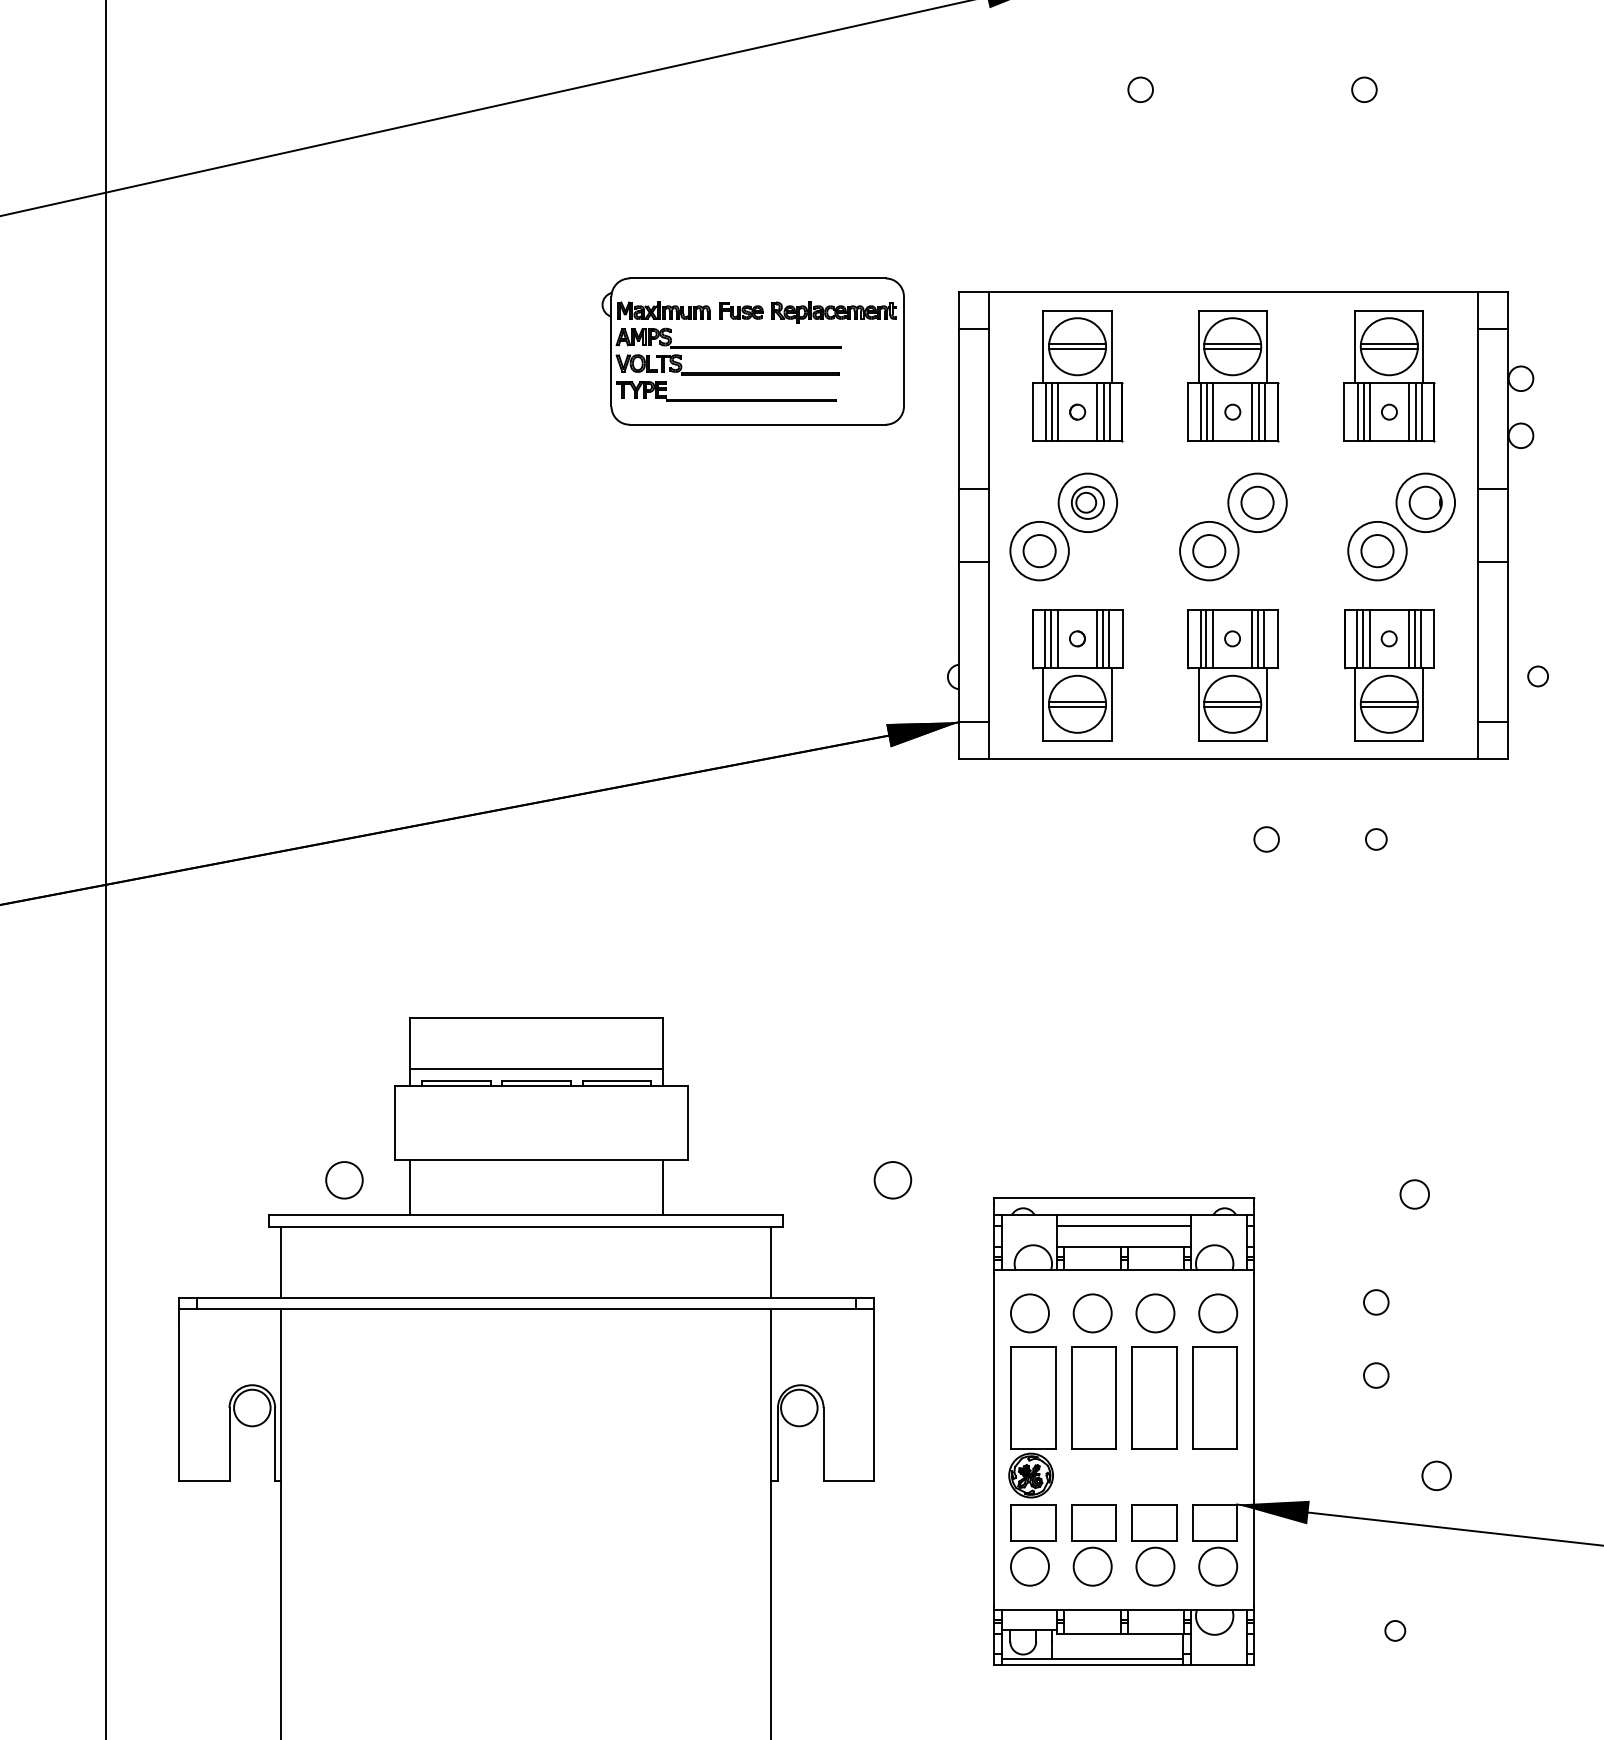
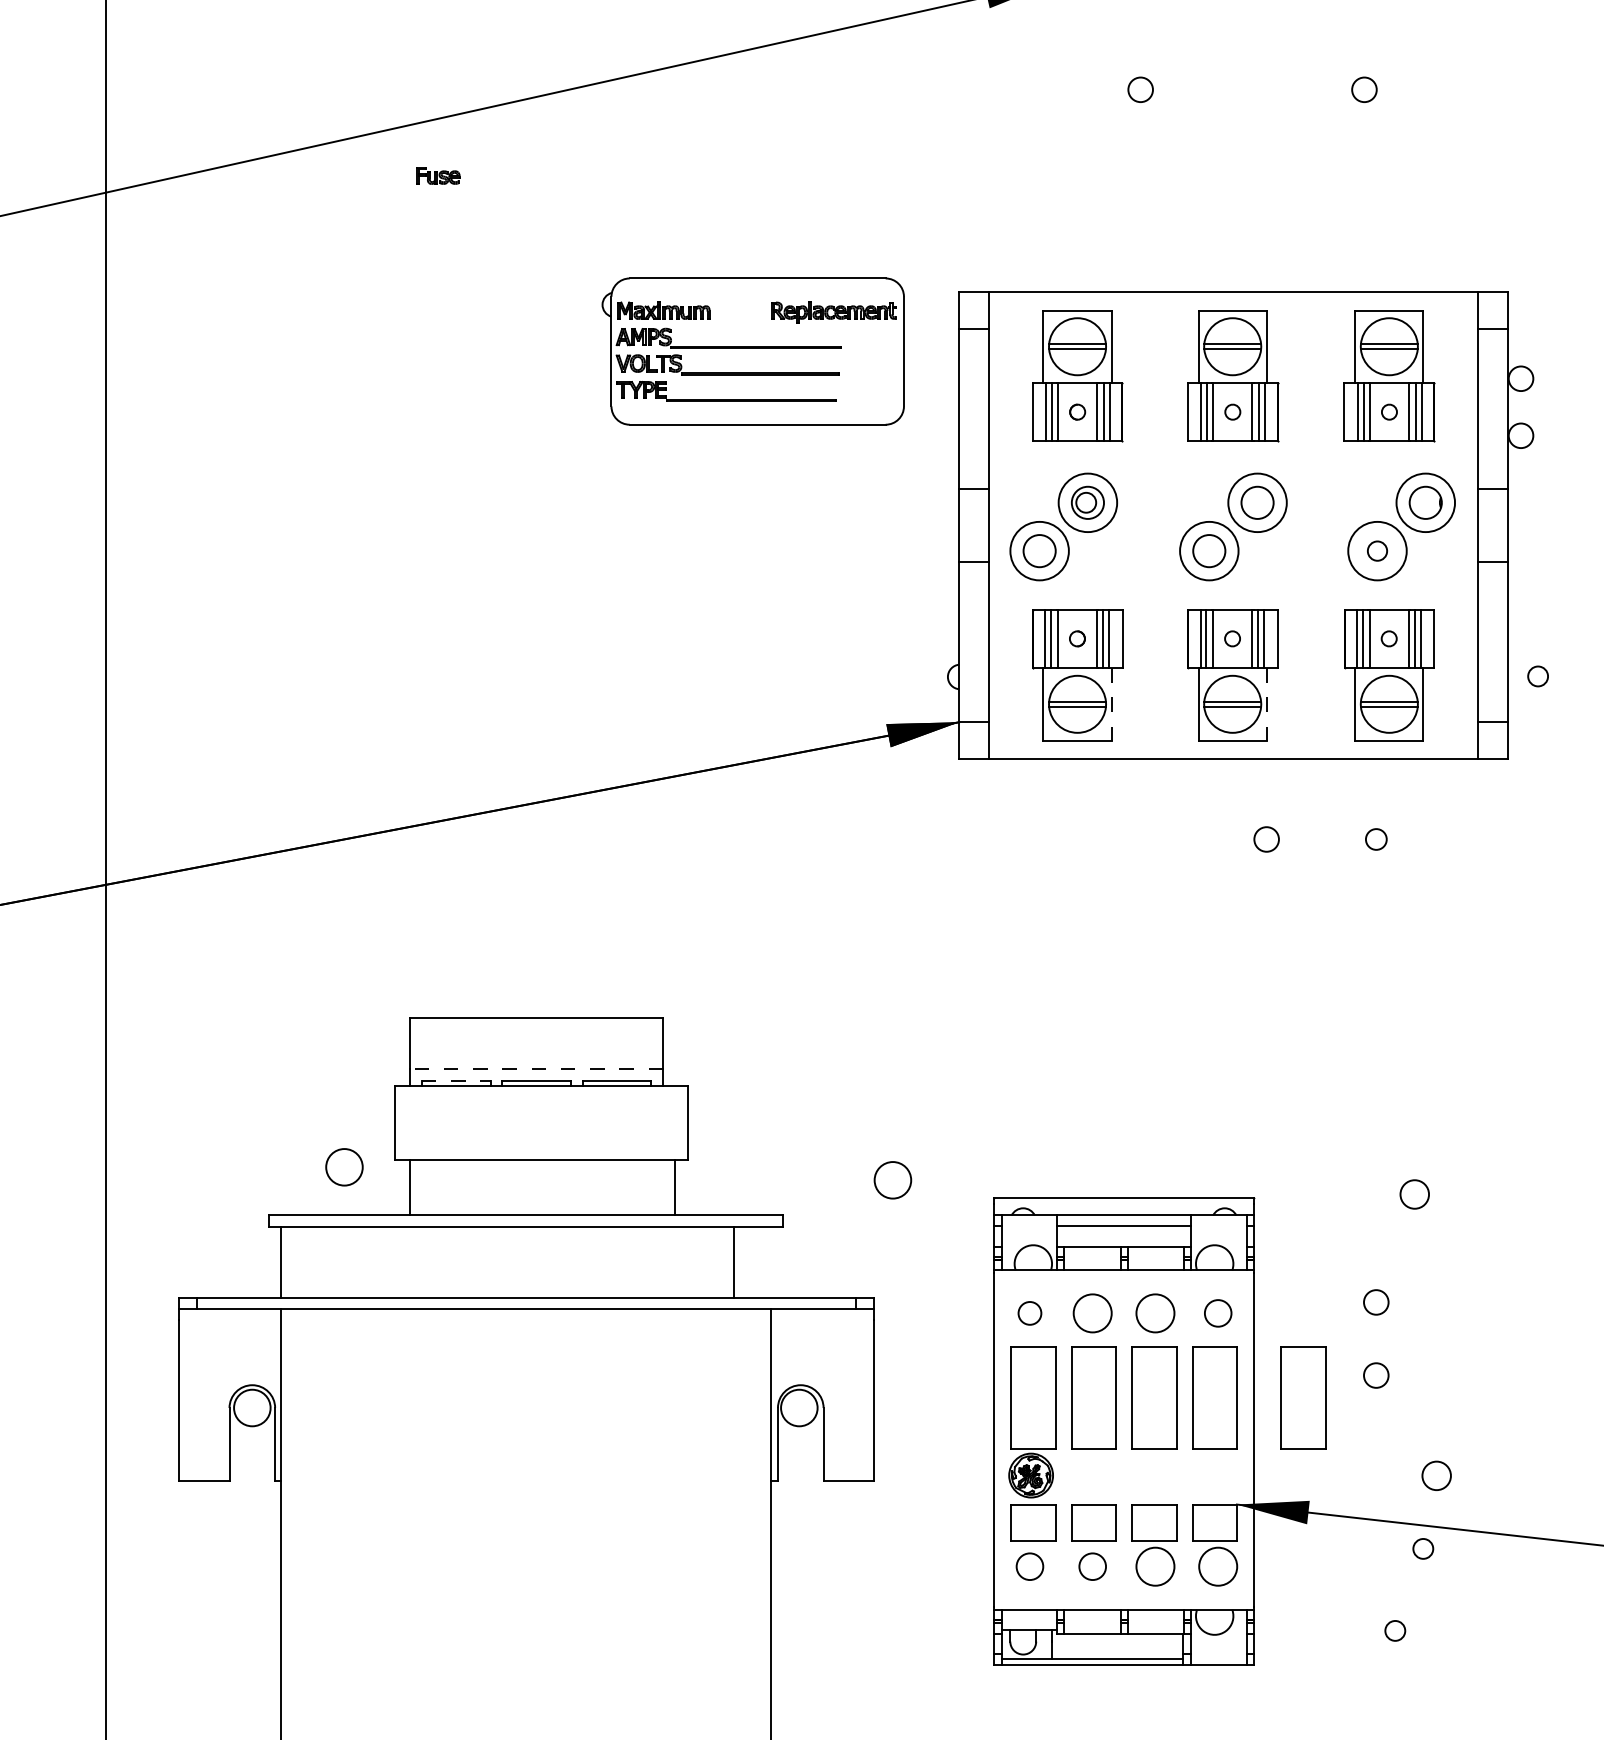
part position: (741, 310) -> (438, 175) (438, 175)
circle diameter: 32 px -> 19 px (1377, 550)
line: solid -> dashed (1111, 704)
line: solid -> dashed (1266, 704)
line: solid -> dashed (536, 1068)
line: solid -> dashed (456, 1080)
circle position: (344, 1180) -> (344, 1167) (344, 1167)
line position: (663, 1187) -> (675, 1187) (675, 1187)
line position: (770, 1262) -> (733, 1262) (733, 1262)
circle diameter: 38 px -> 23 px (1029, 1313)
circle diameter: 38 px -> 27 px (1217, 1313)
part: none -> present (1303, 1397)
circle: none -> present (1423, 1548)
circle diameter: 38 px -> 27 px (1029, 1566)
circle diameter: 38 px -> 27 px (1092, 1566)
